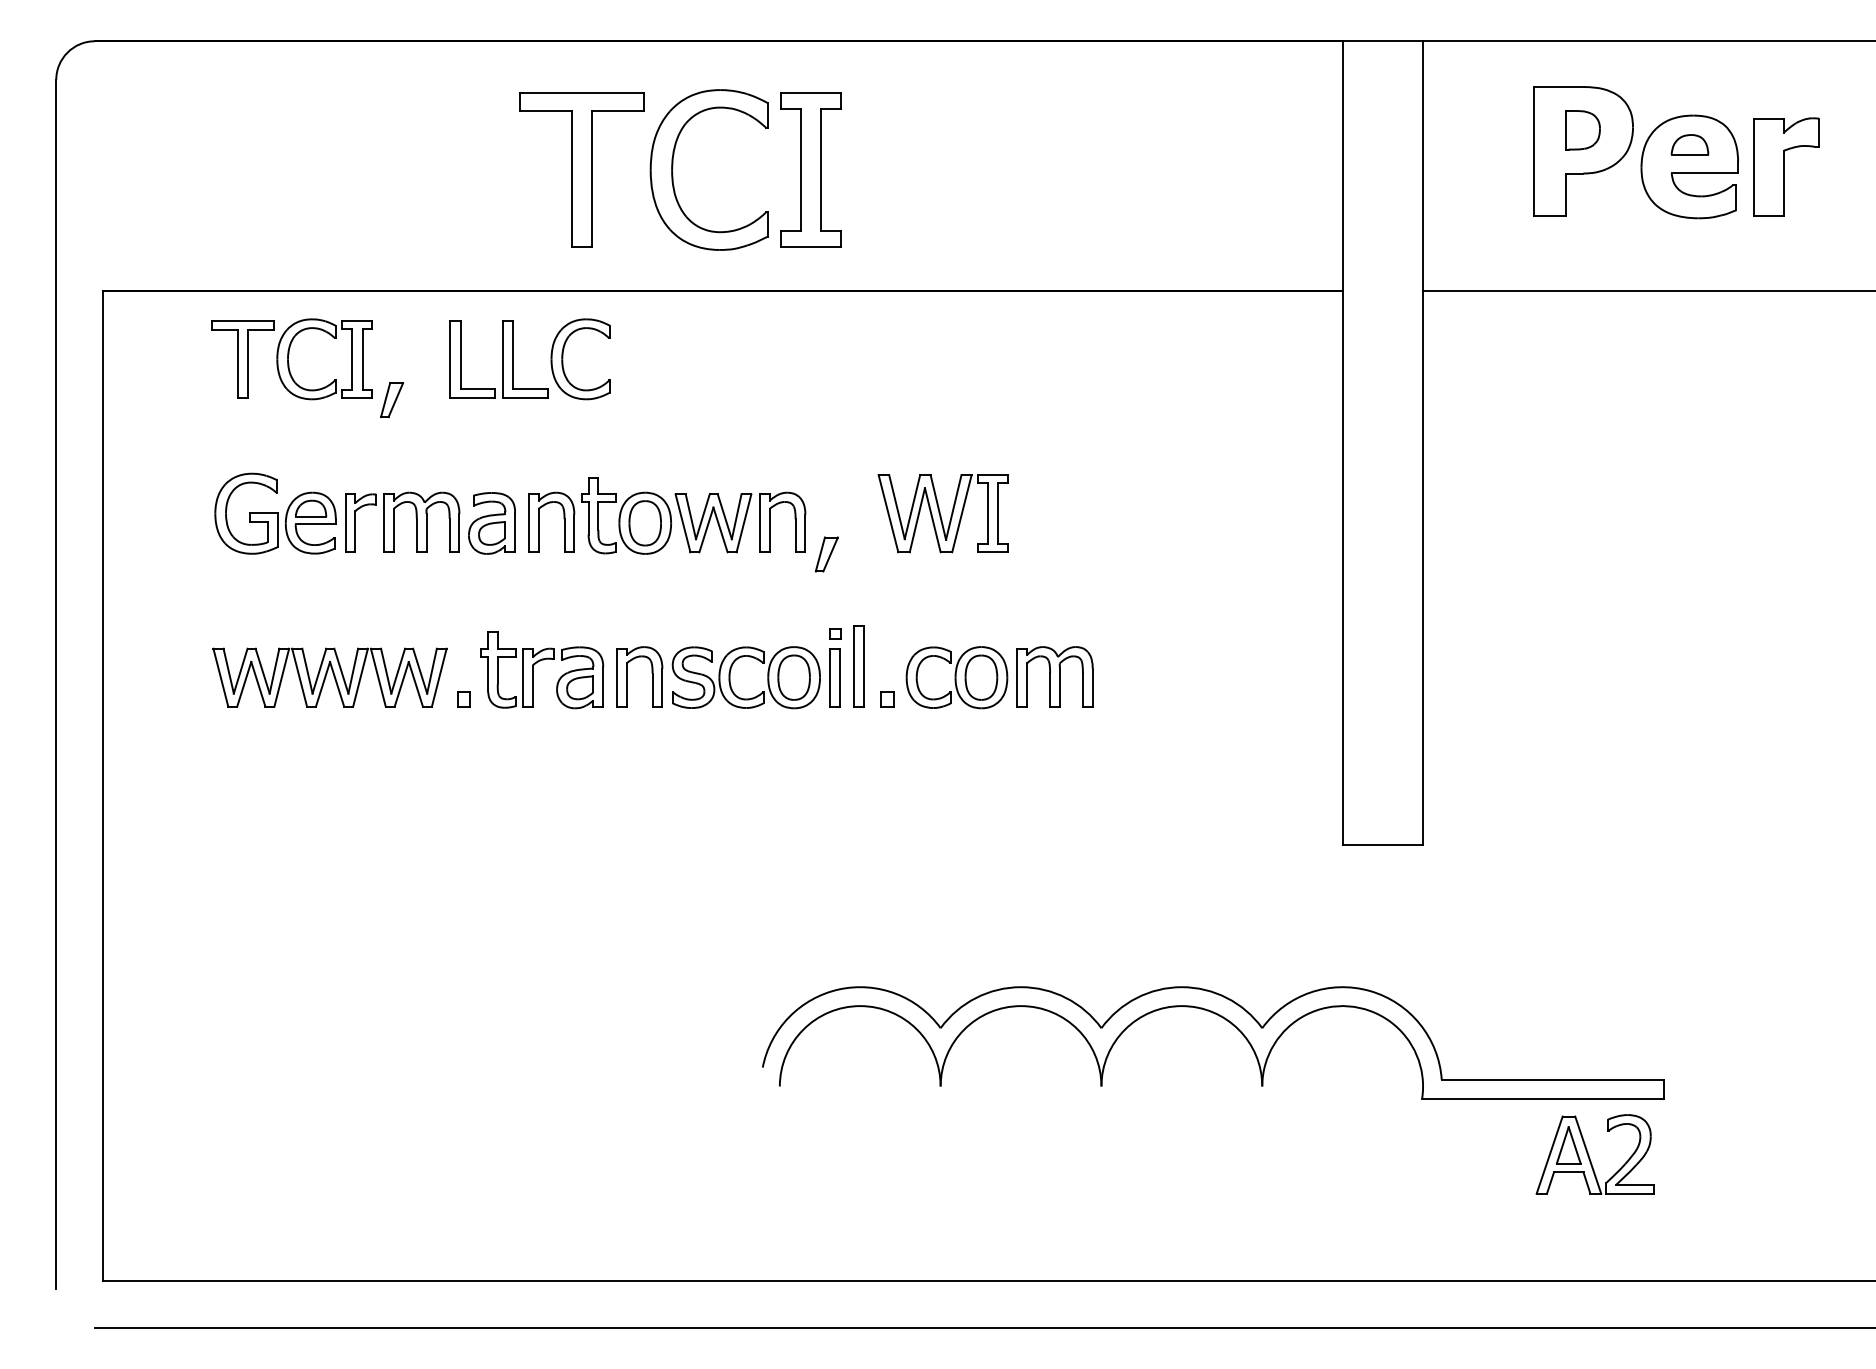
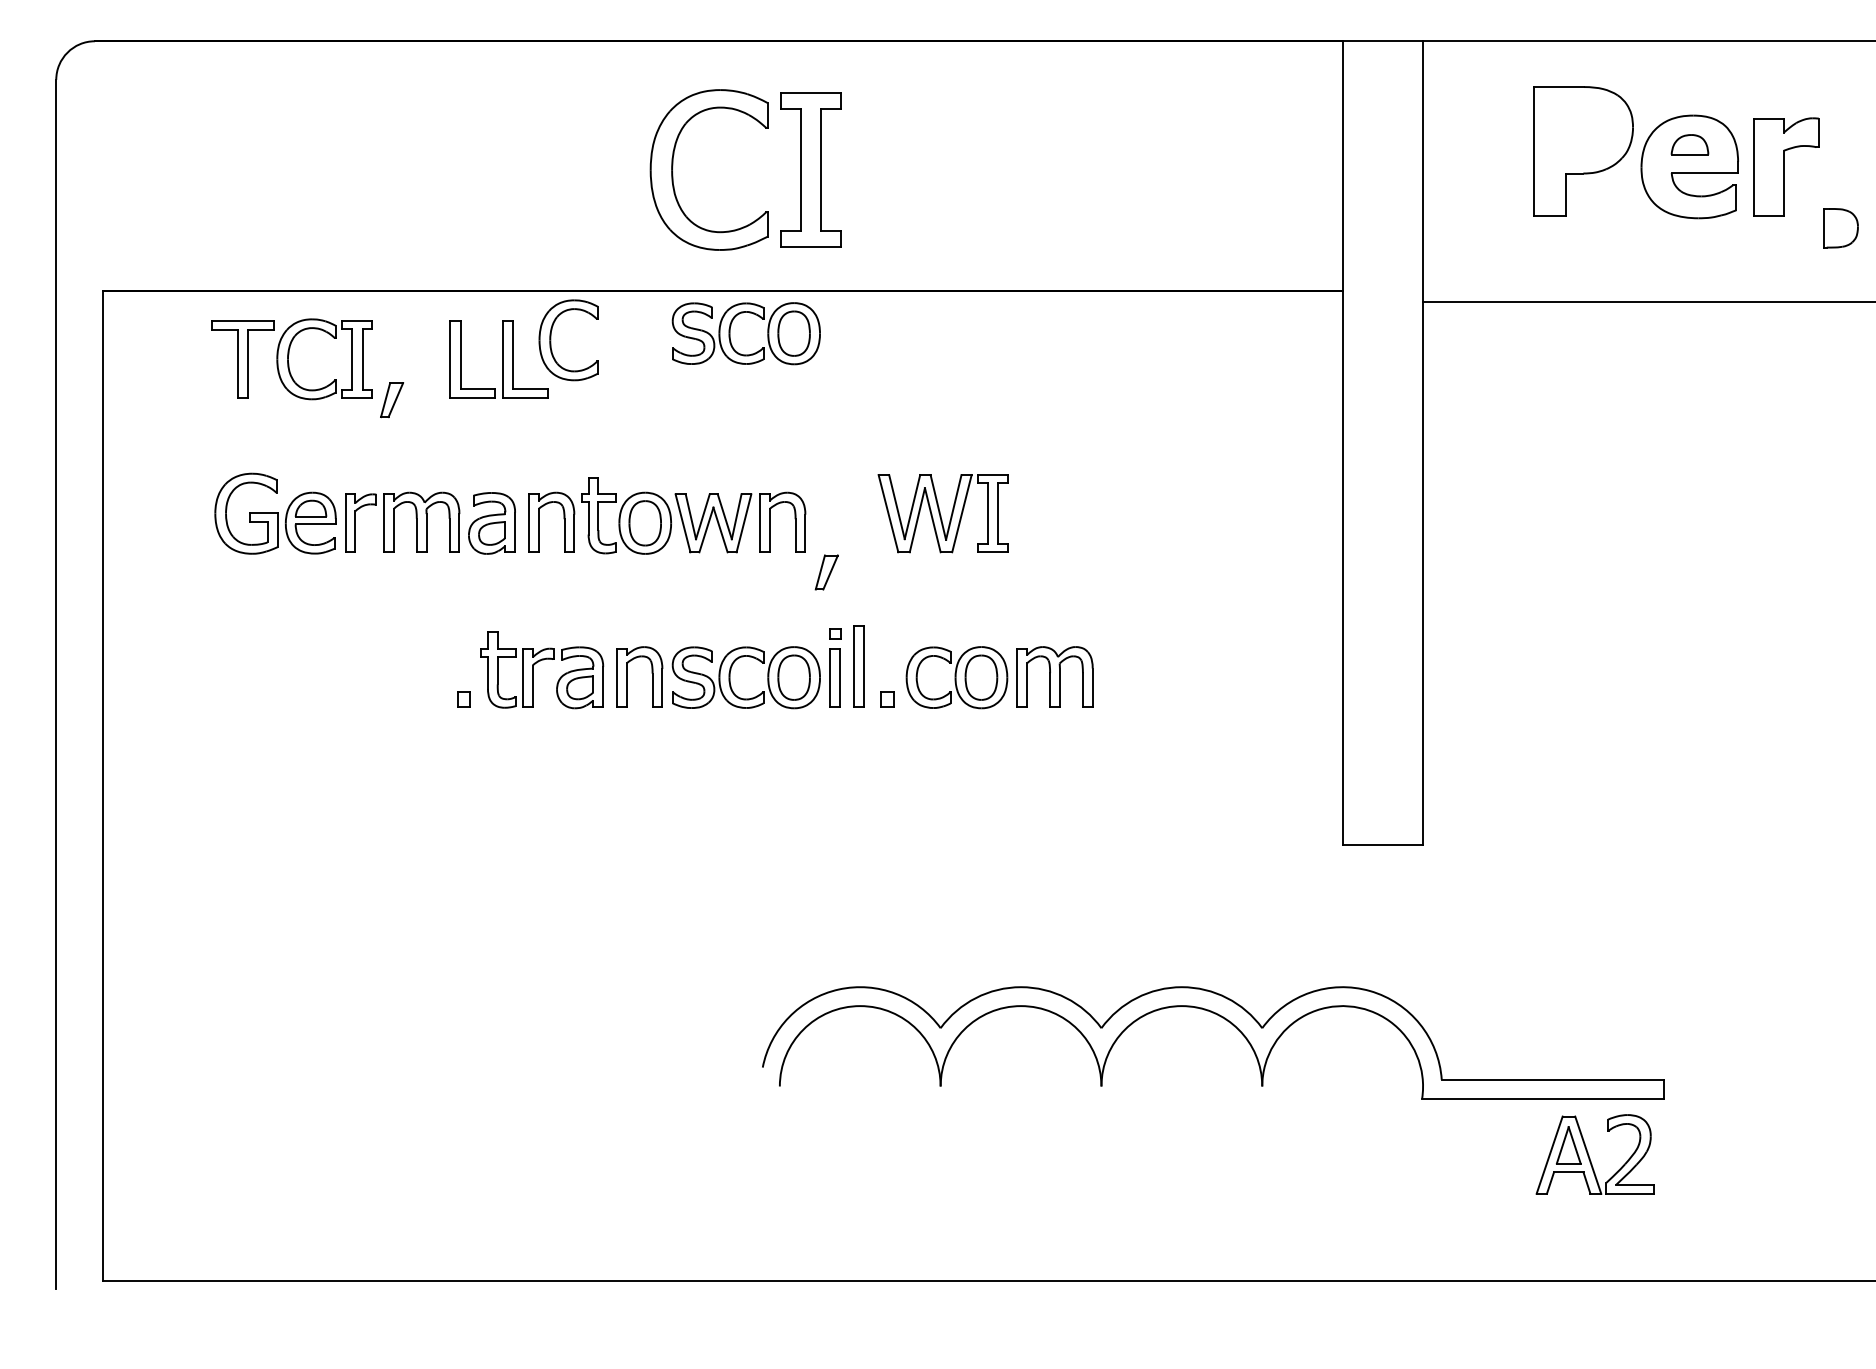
part position: (1582, 130) -> (1840, 228) (1840, 228)
part: present -> none (581, 169)
line position: (1647, 290) -> (1647, 301) (1647, 301)
part: none -> present (730, 333)
part position: (563, 359) -> (551, 340) (551, 340)
part position: (826, 554) -> (826, 572) (826, 572)
part: present -> none (329, 677)
line: present -> none (983, 1327)
